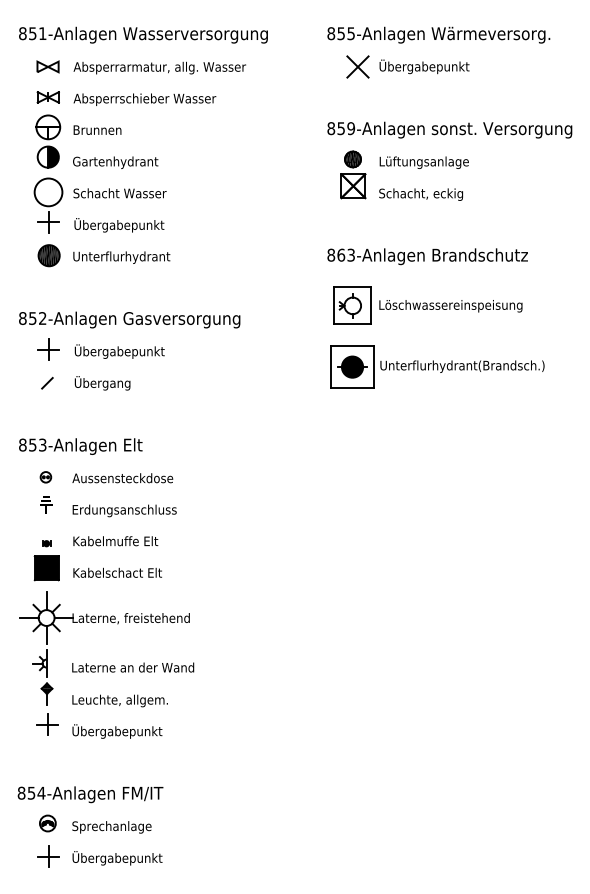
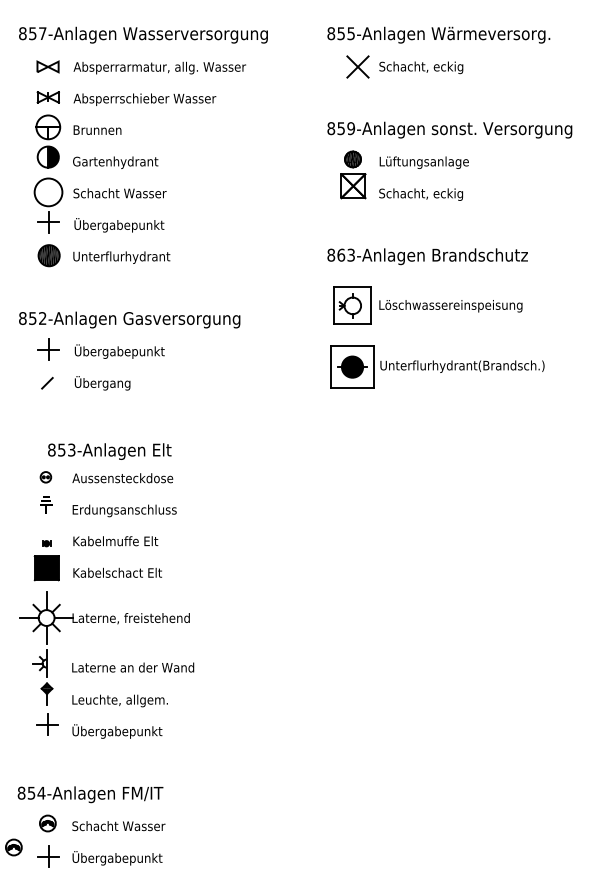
text: 851-Anlagen -> 857-Anlagen (42, 33)
text: Übergabepunkt -> Schacht, eckig (424, 66)
text position: (80, 446) -> (109, 451) (109, 451)
text: Sprechanlage -> Schacht Wasser (122, 827)
part: none -> present (13, 847)
